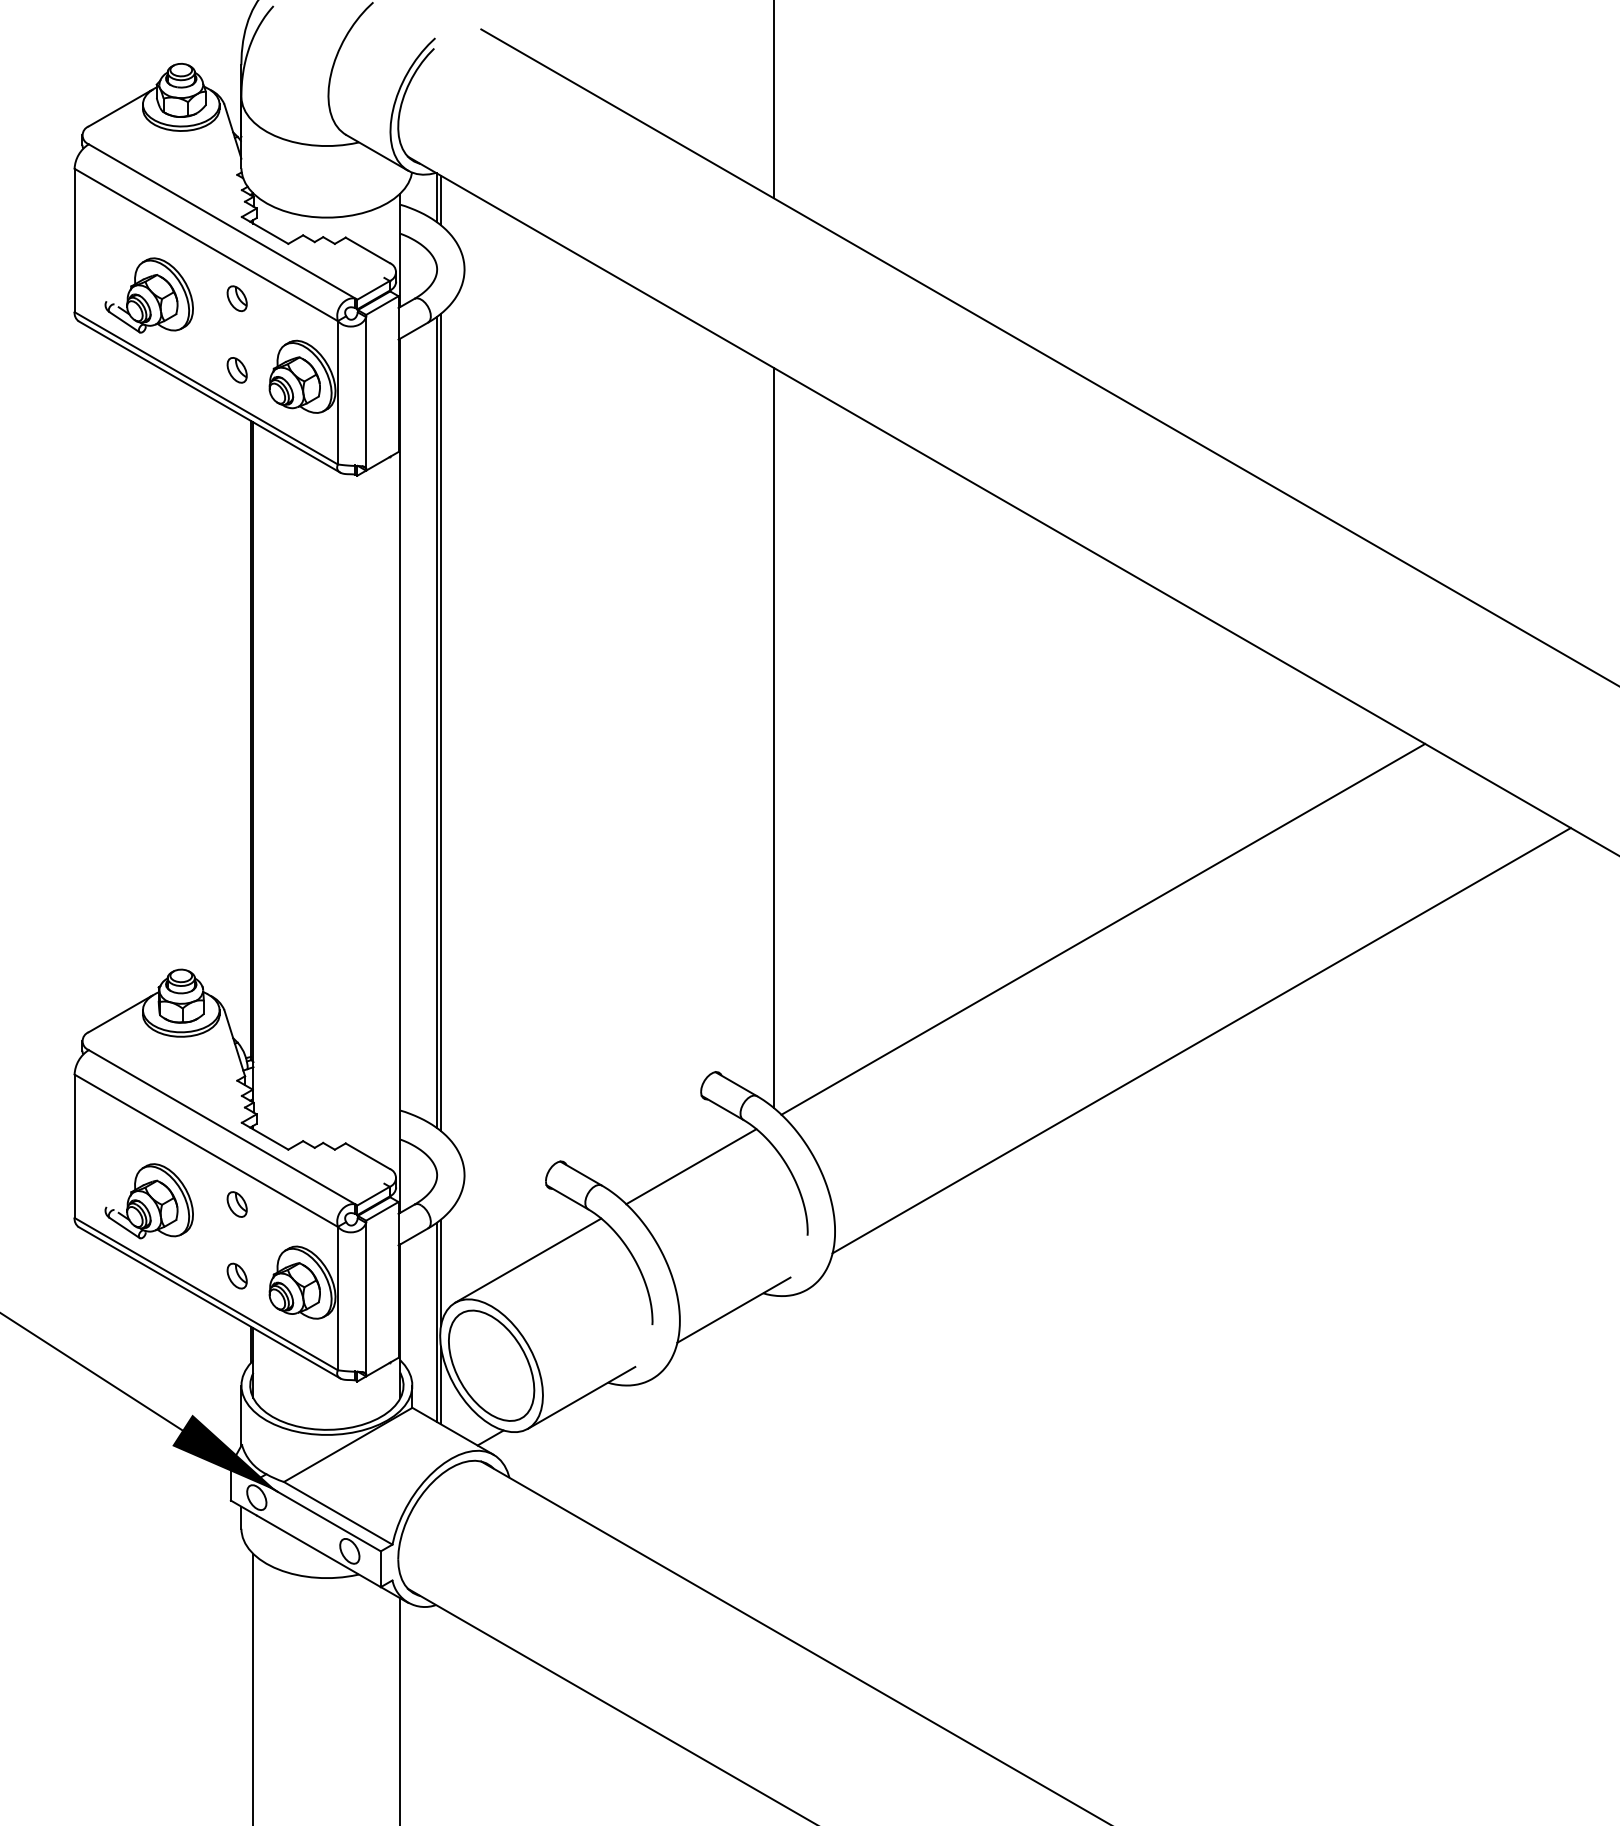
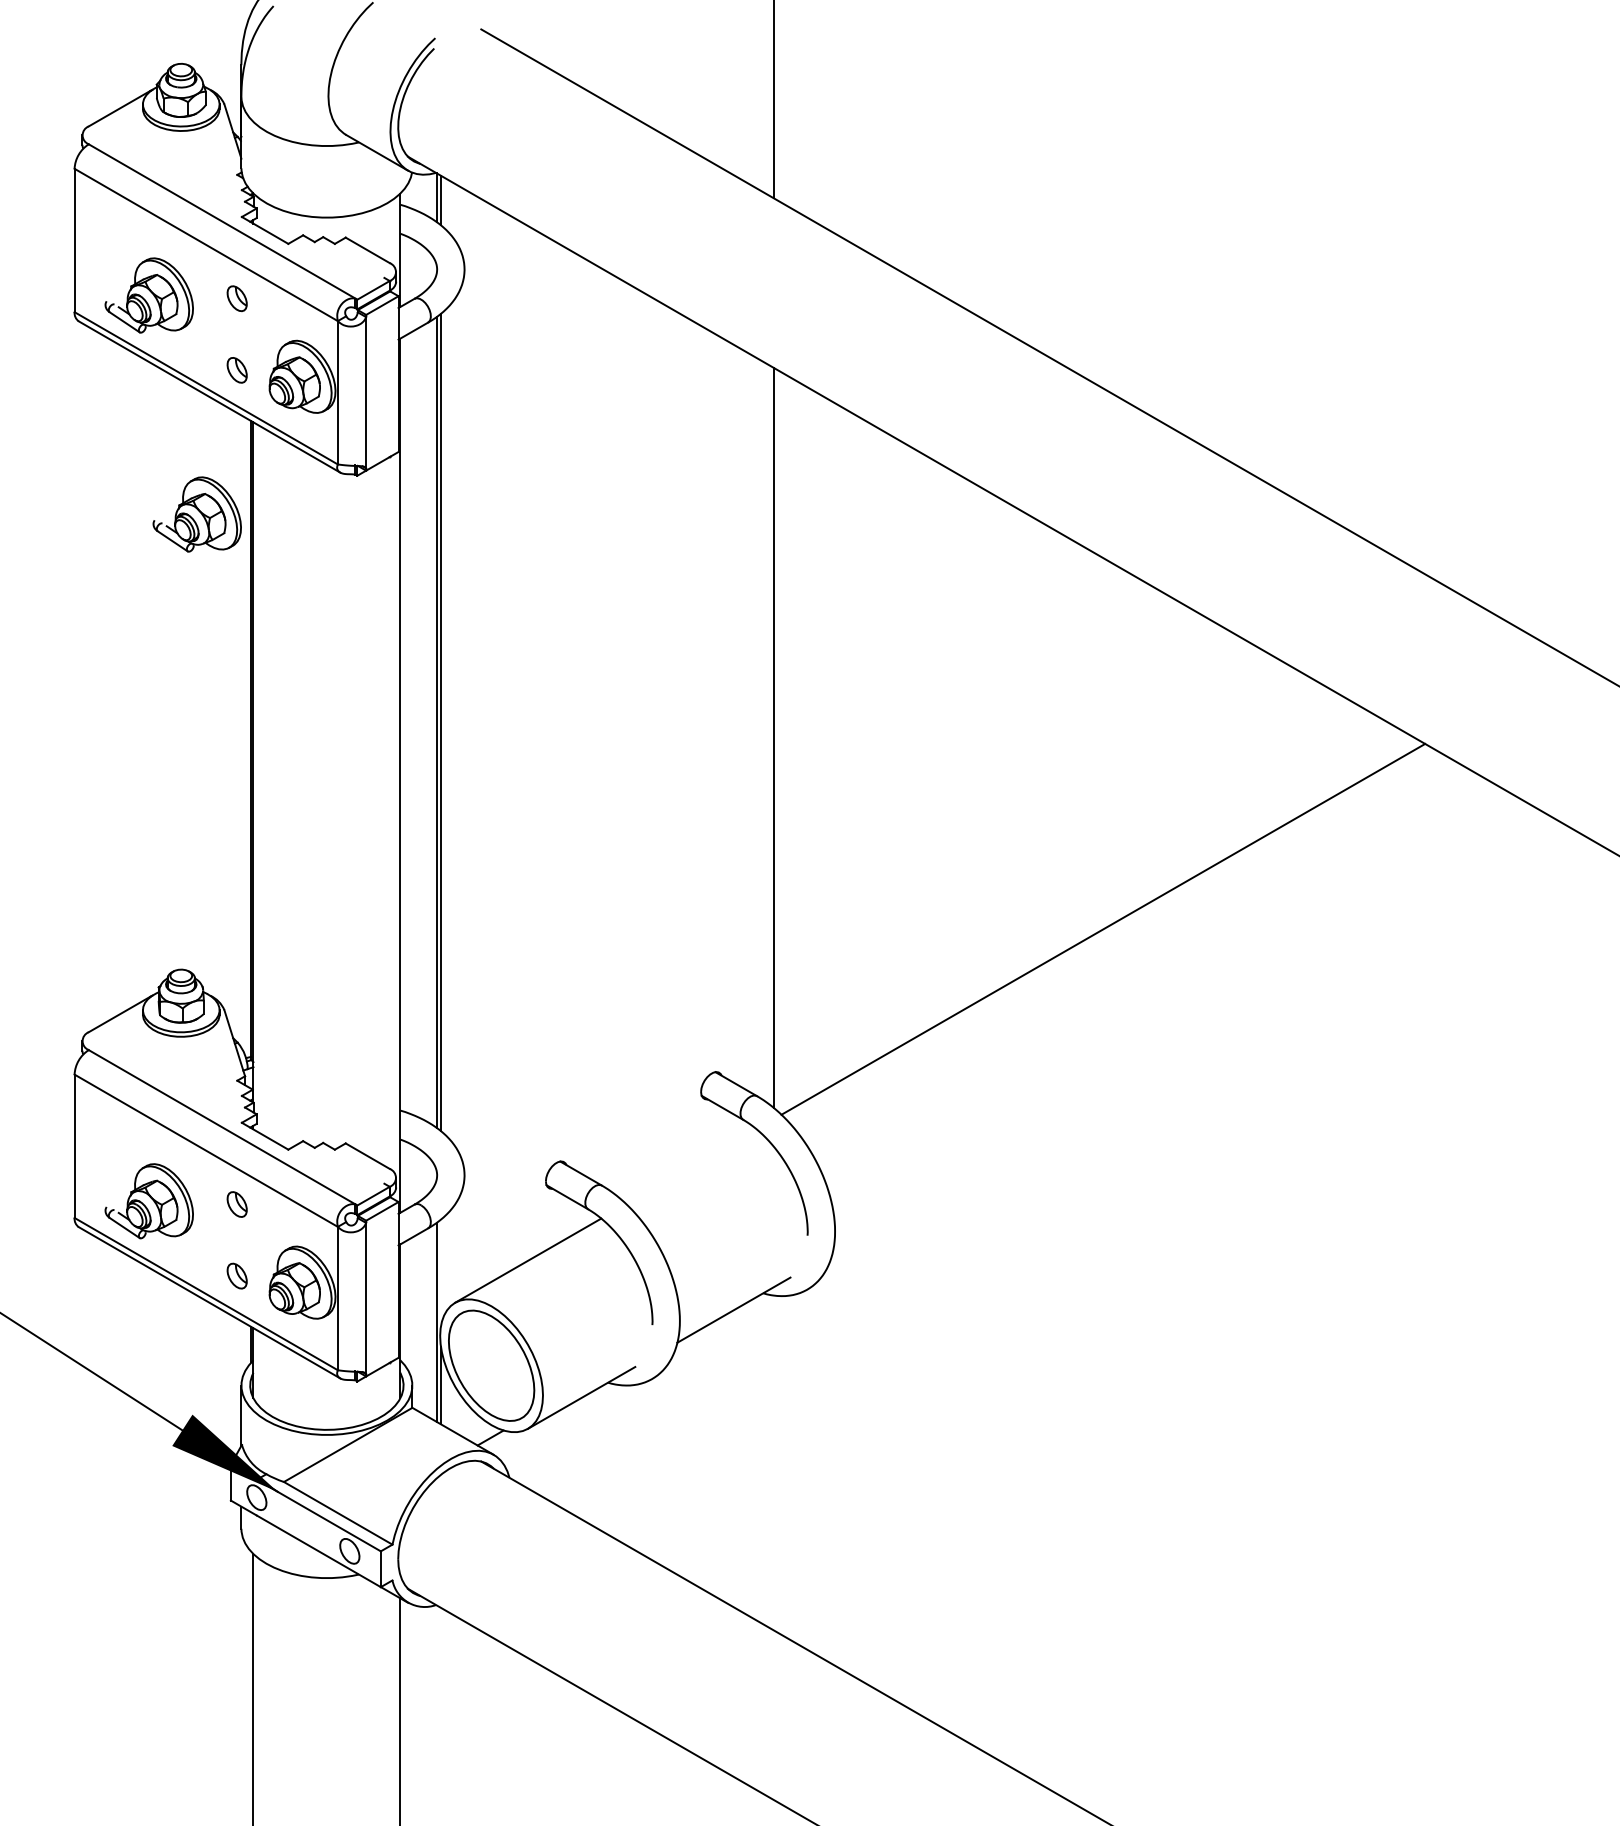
part: none -> present (196, 514)
line: present -> none (1201, 1040)
line: present -> none (691, 1166)
line: present -> none (440, 1272)
